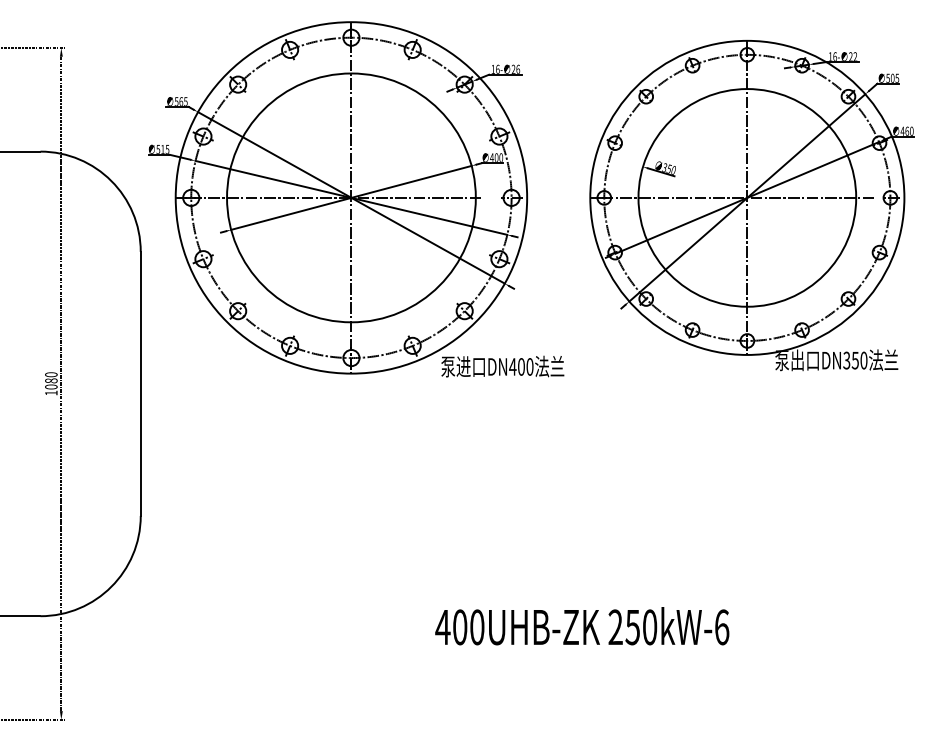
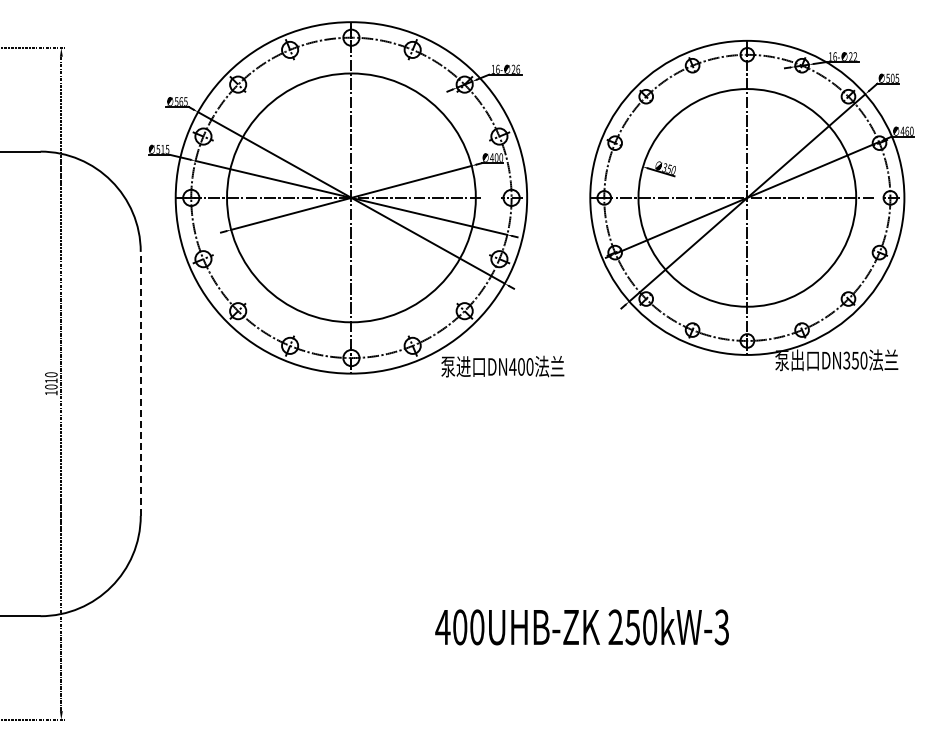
text: 1080 -> 1010 (51, 380)
line: solid -> dashed (140, 383)
text: 250kW-6 -> 250kW-3 (721, 627)
